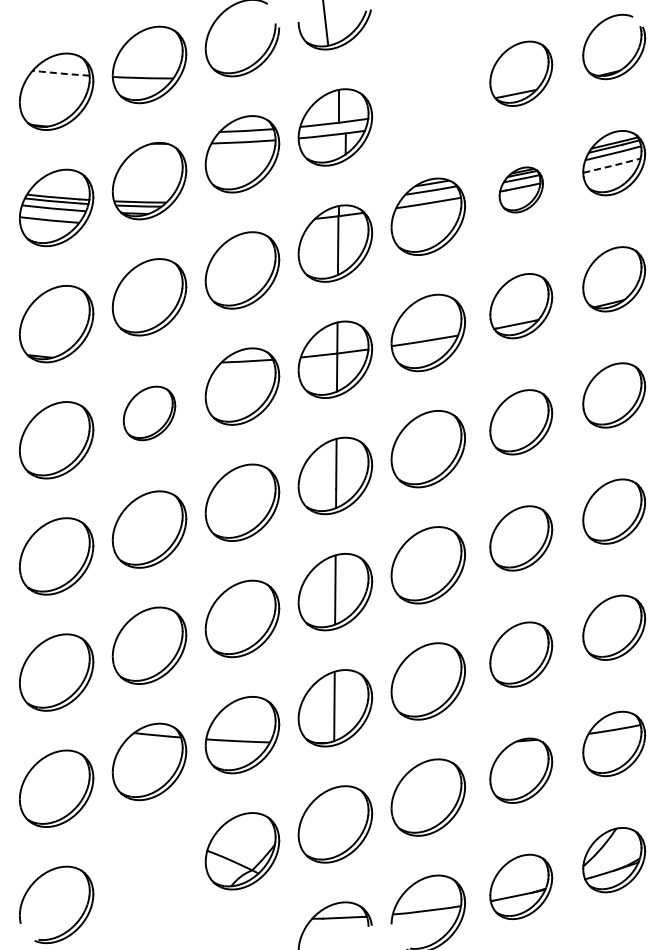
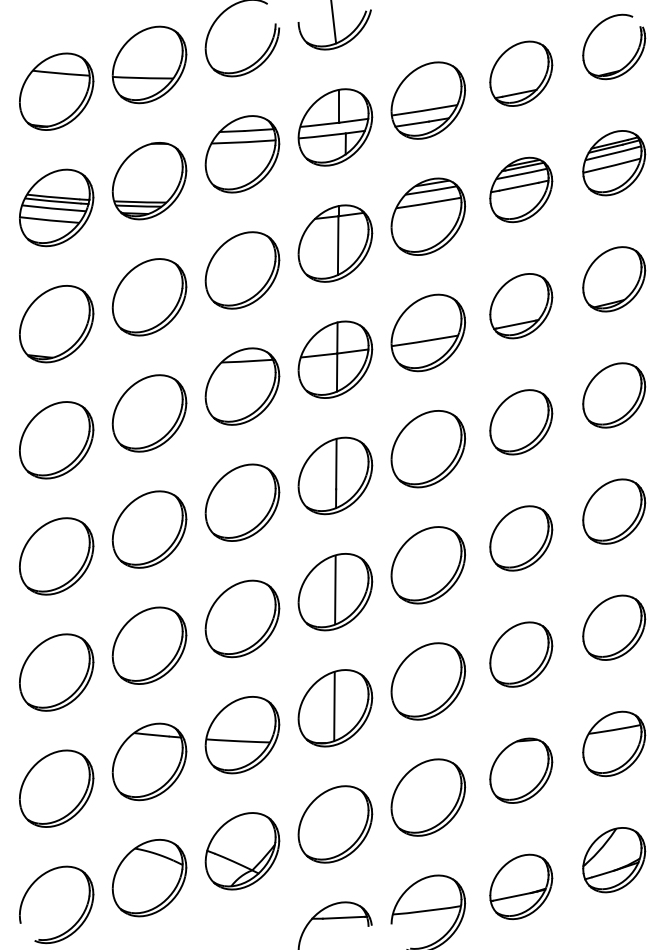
line position: (325, 23) -> (333, 22) (333, 22)
line: dashed -> solid (61, 73)
part: none -> present (428, 100)
line: dashed -> solid (612, 165)
part size: 46x48 px -> 65x68 px (521, 189)
part size: 55x57 px -> 77x79 px (149, 413)
part: none -> present (149, 878)
